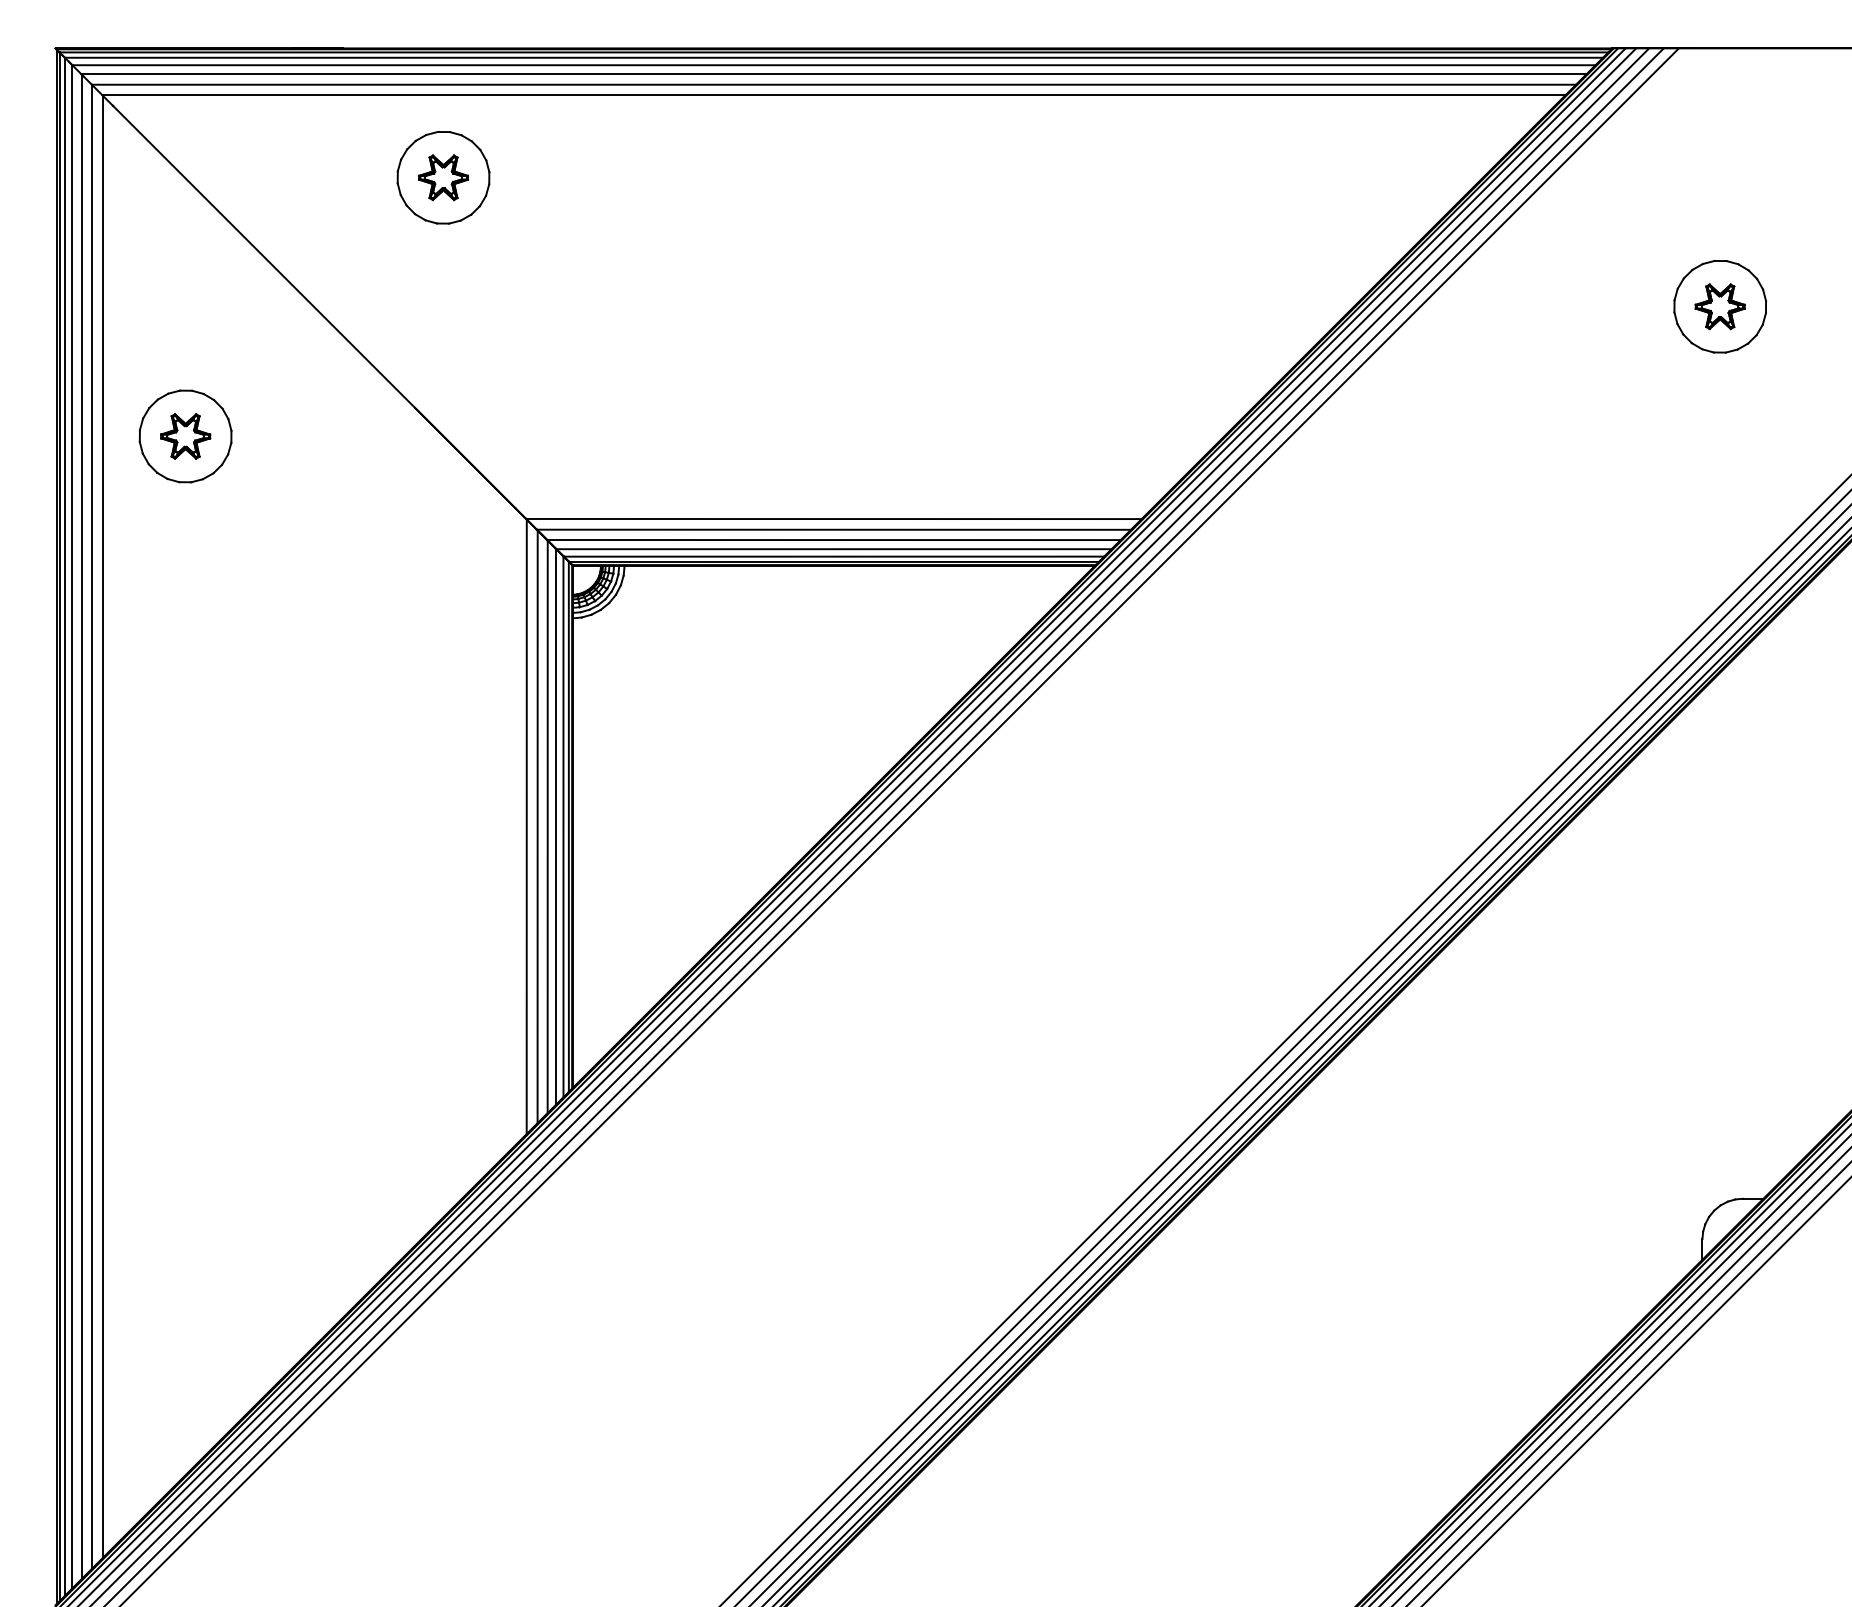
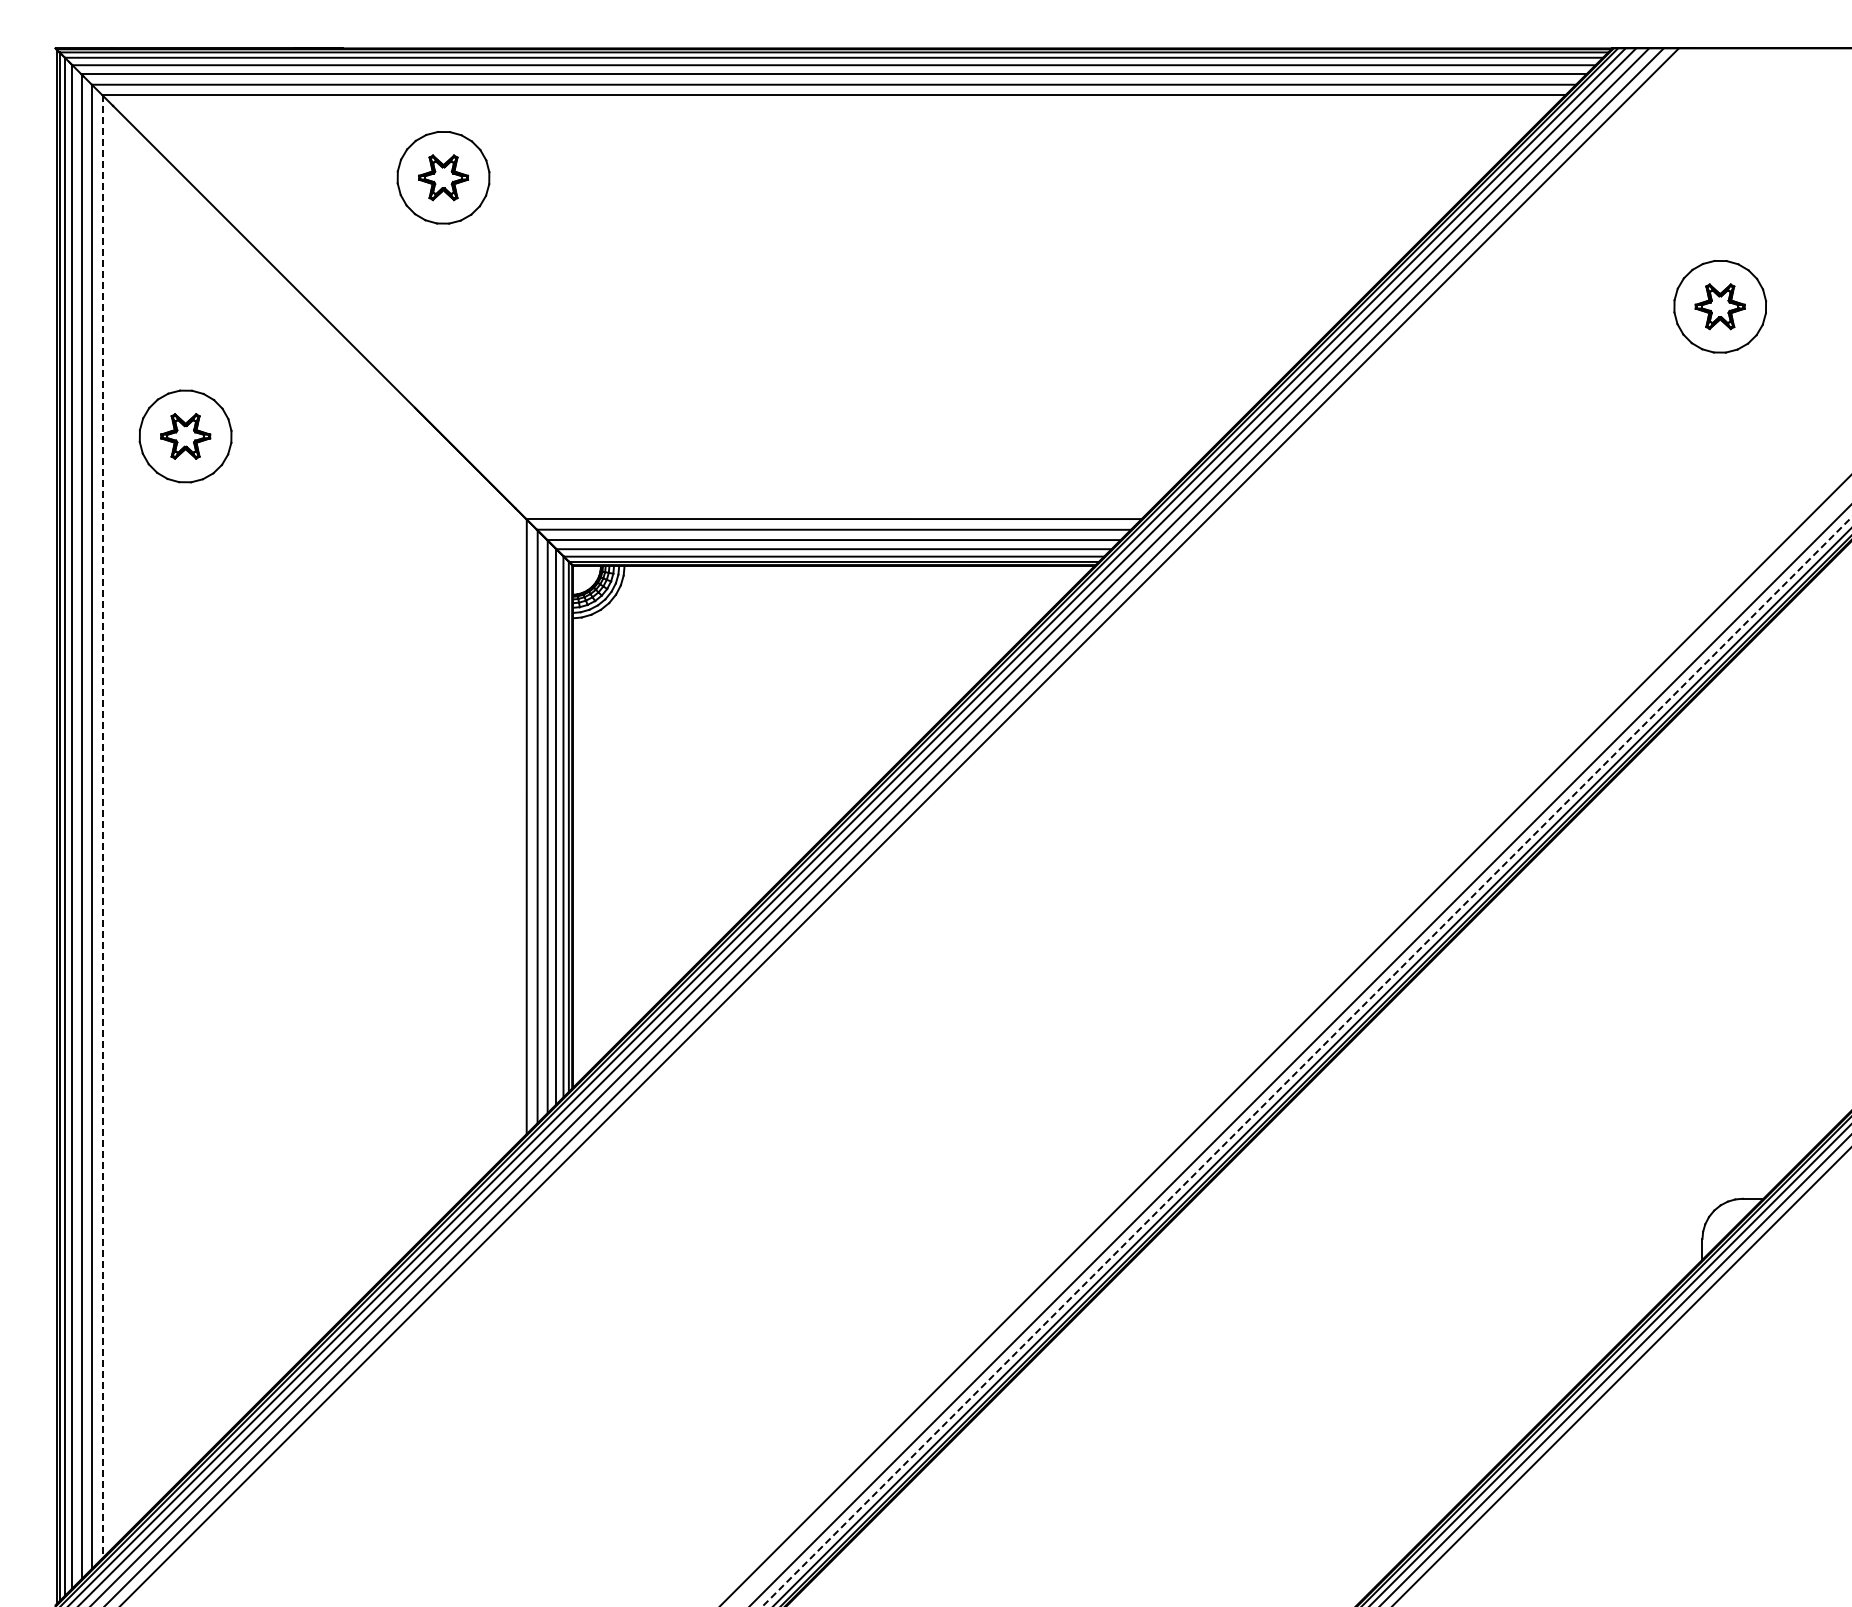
line: solid -> dashed (102, 827)
line: present -> none (1292, 1047)
line: solid -> dashed (1307, 1061)
line: present -> none (1628, 1383)
line: present -> none (1636, 1391)
